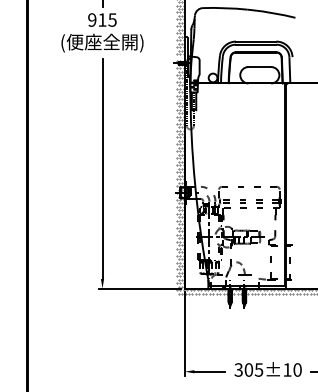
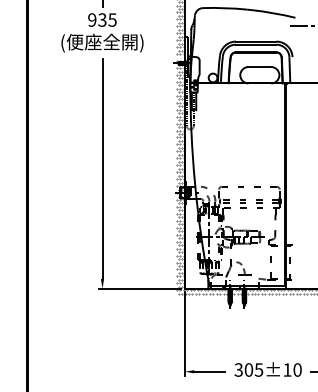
text: 915 -> 935 (102, 19)
line: none -> present (302, 26)
